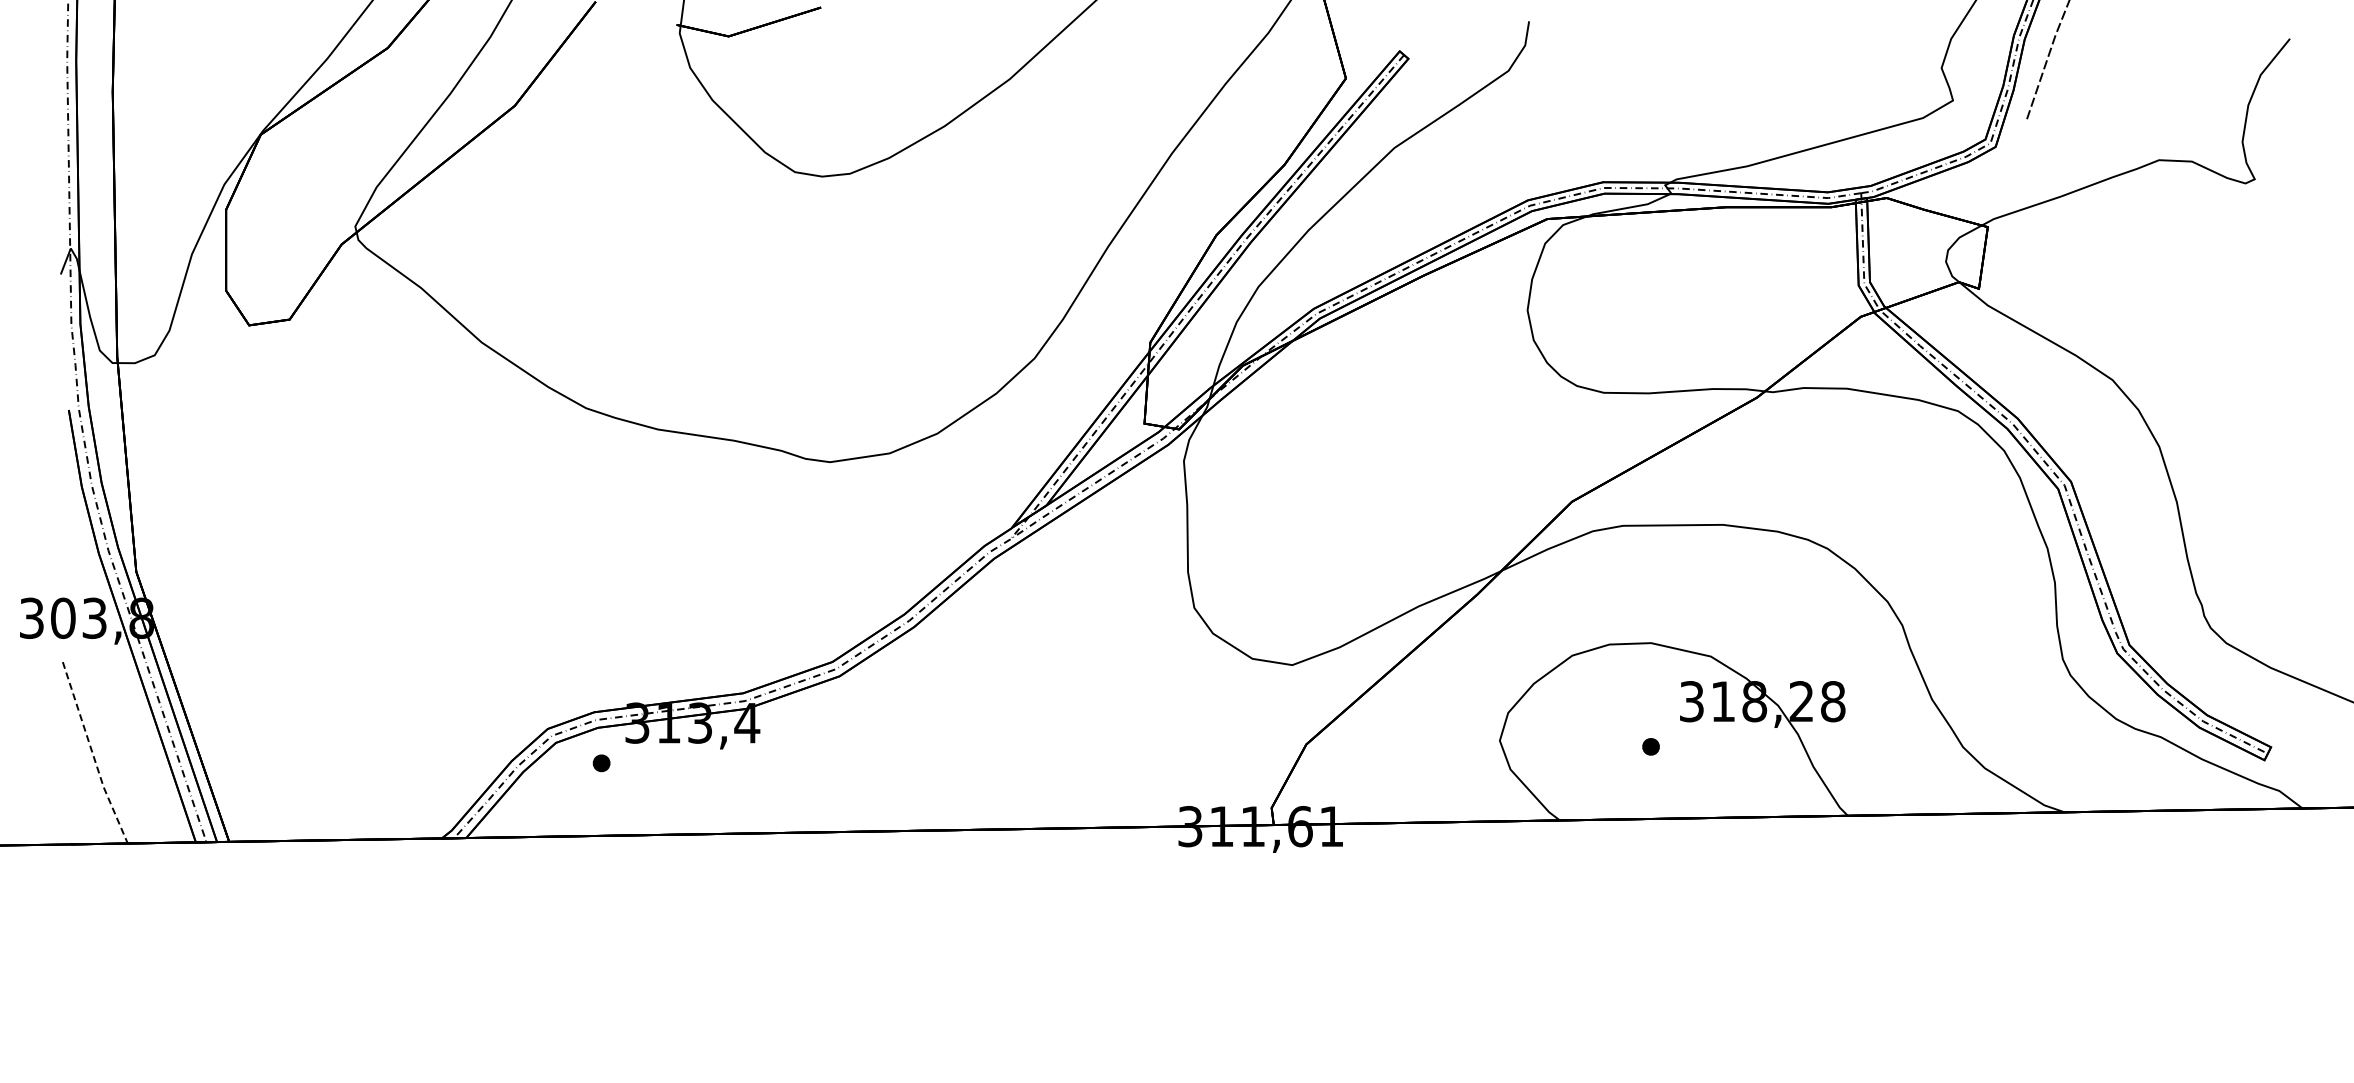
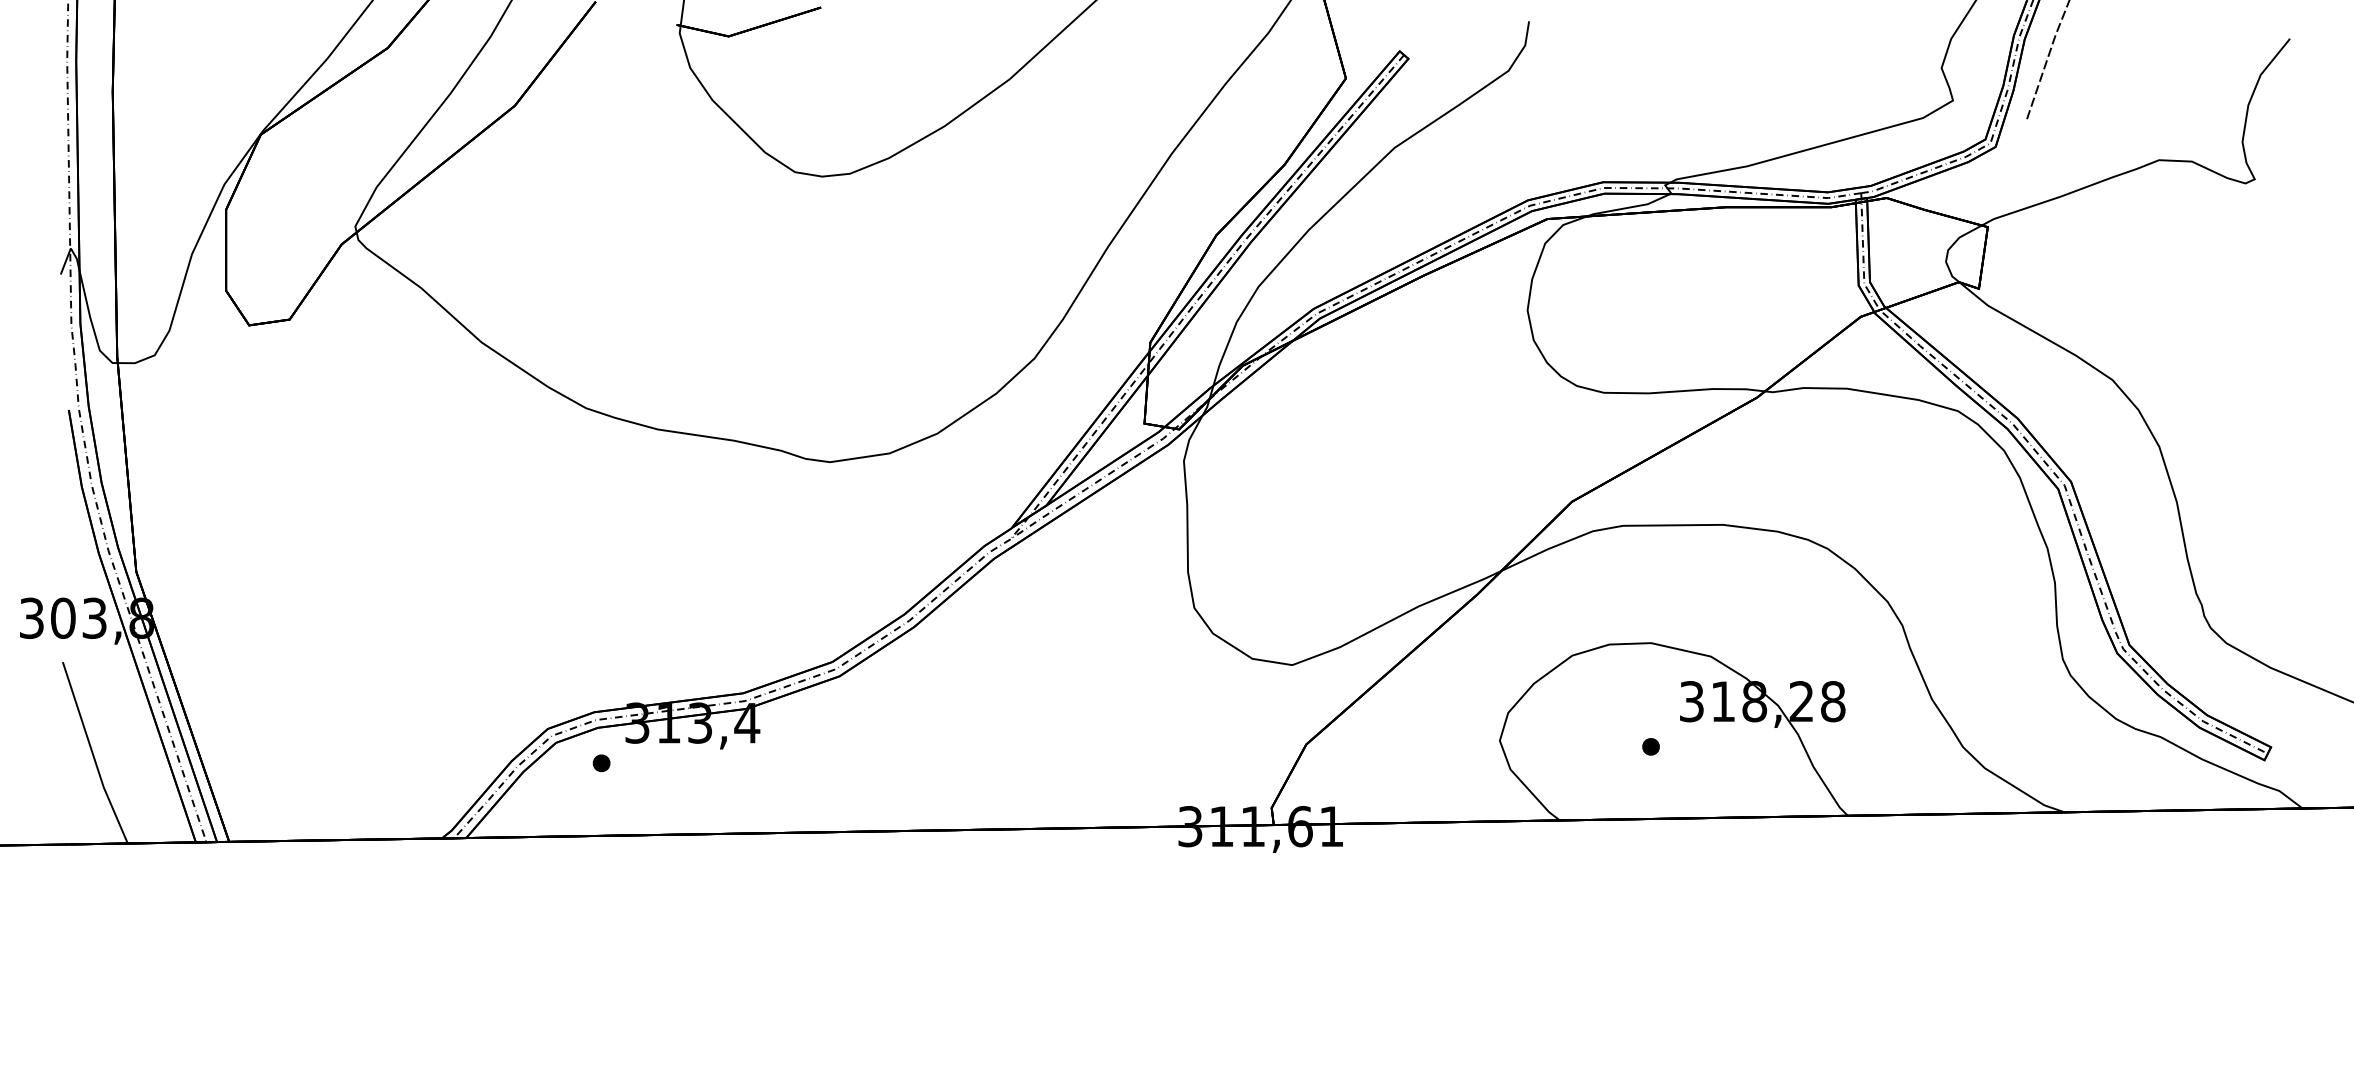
line: dashed -> solid (93, 755)
